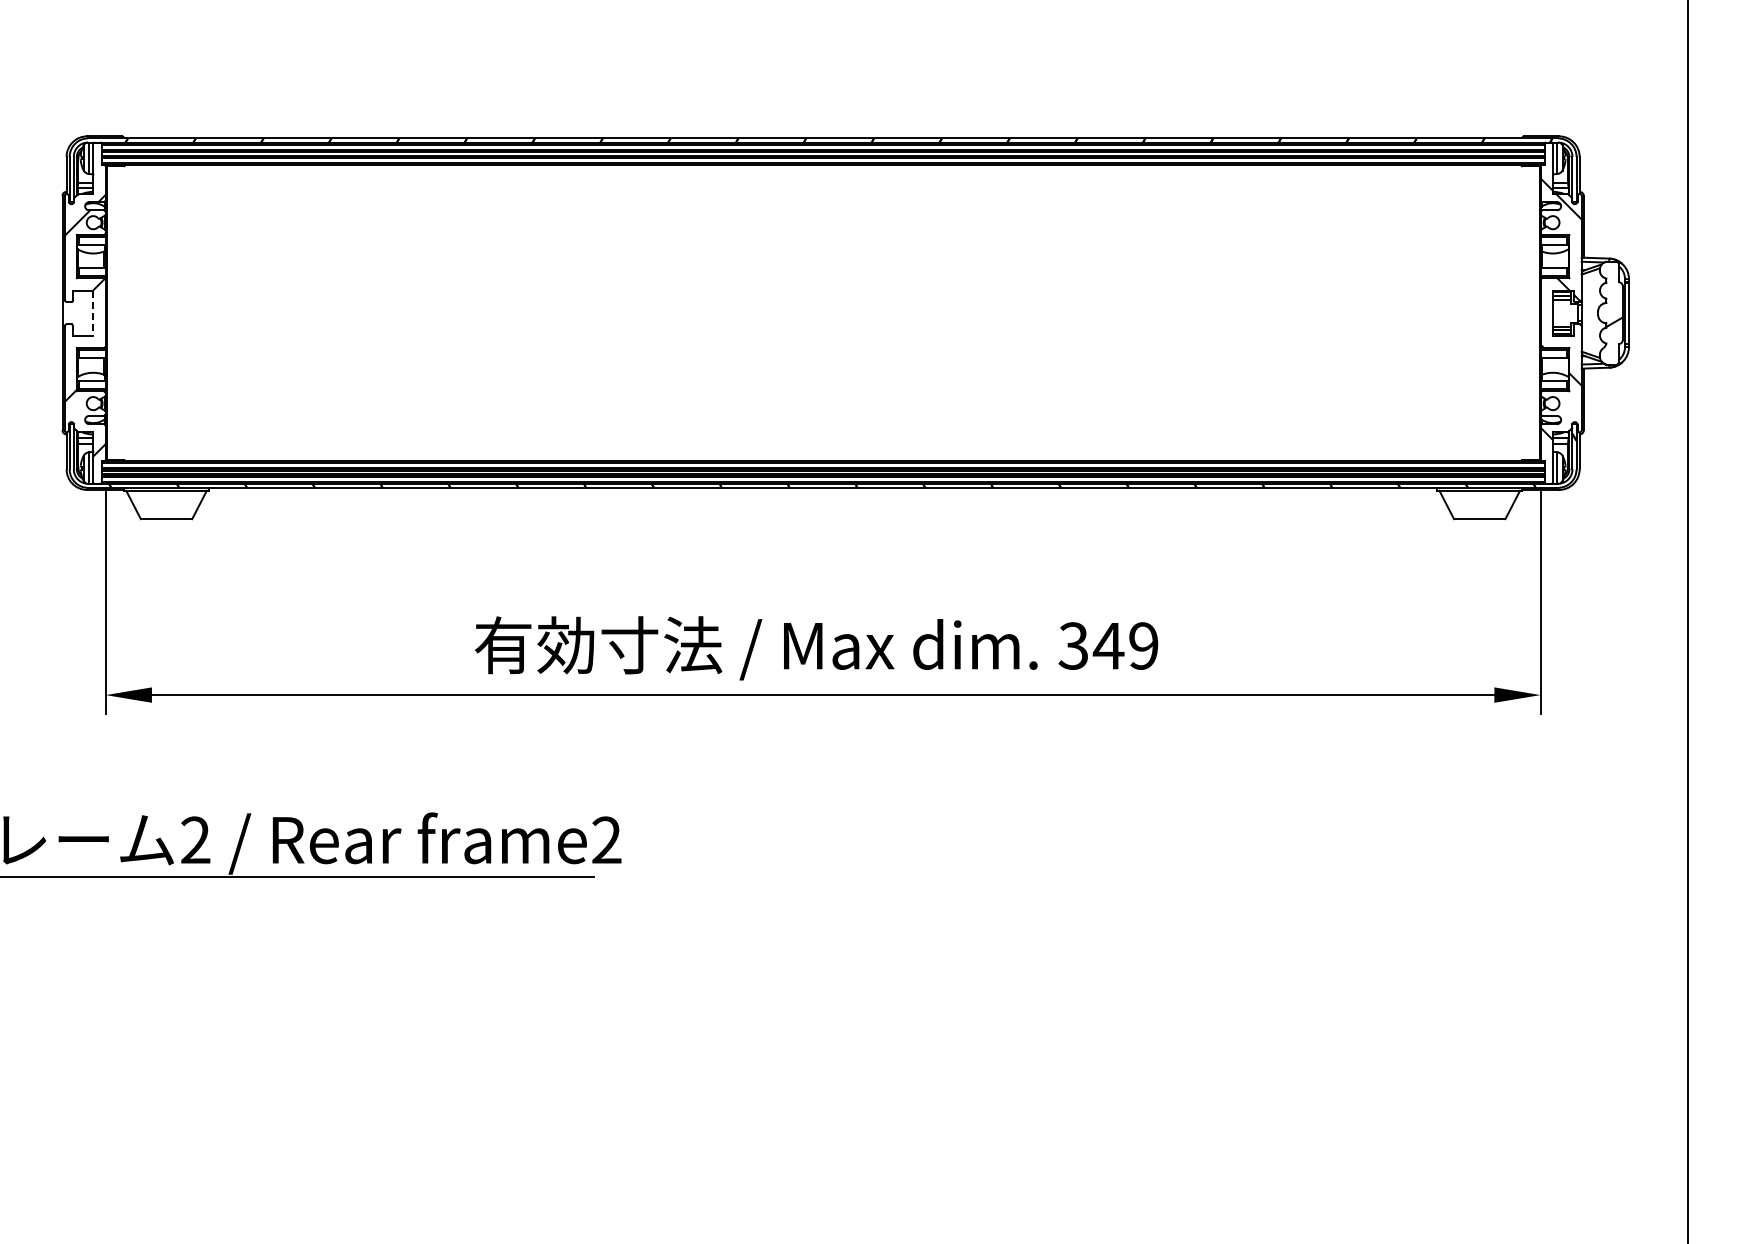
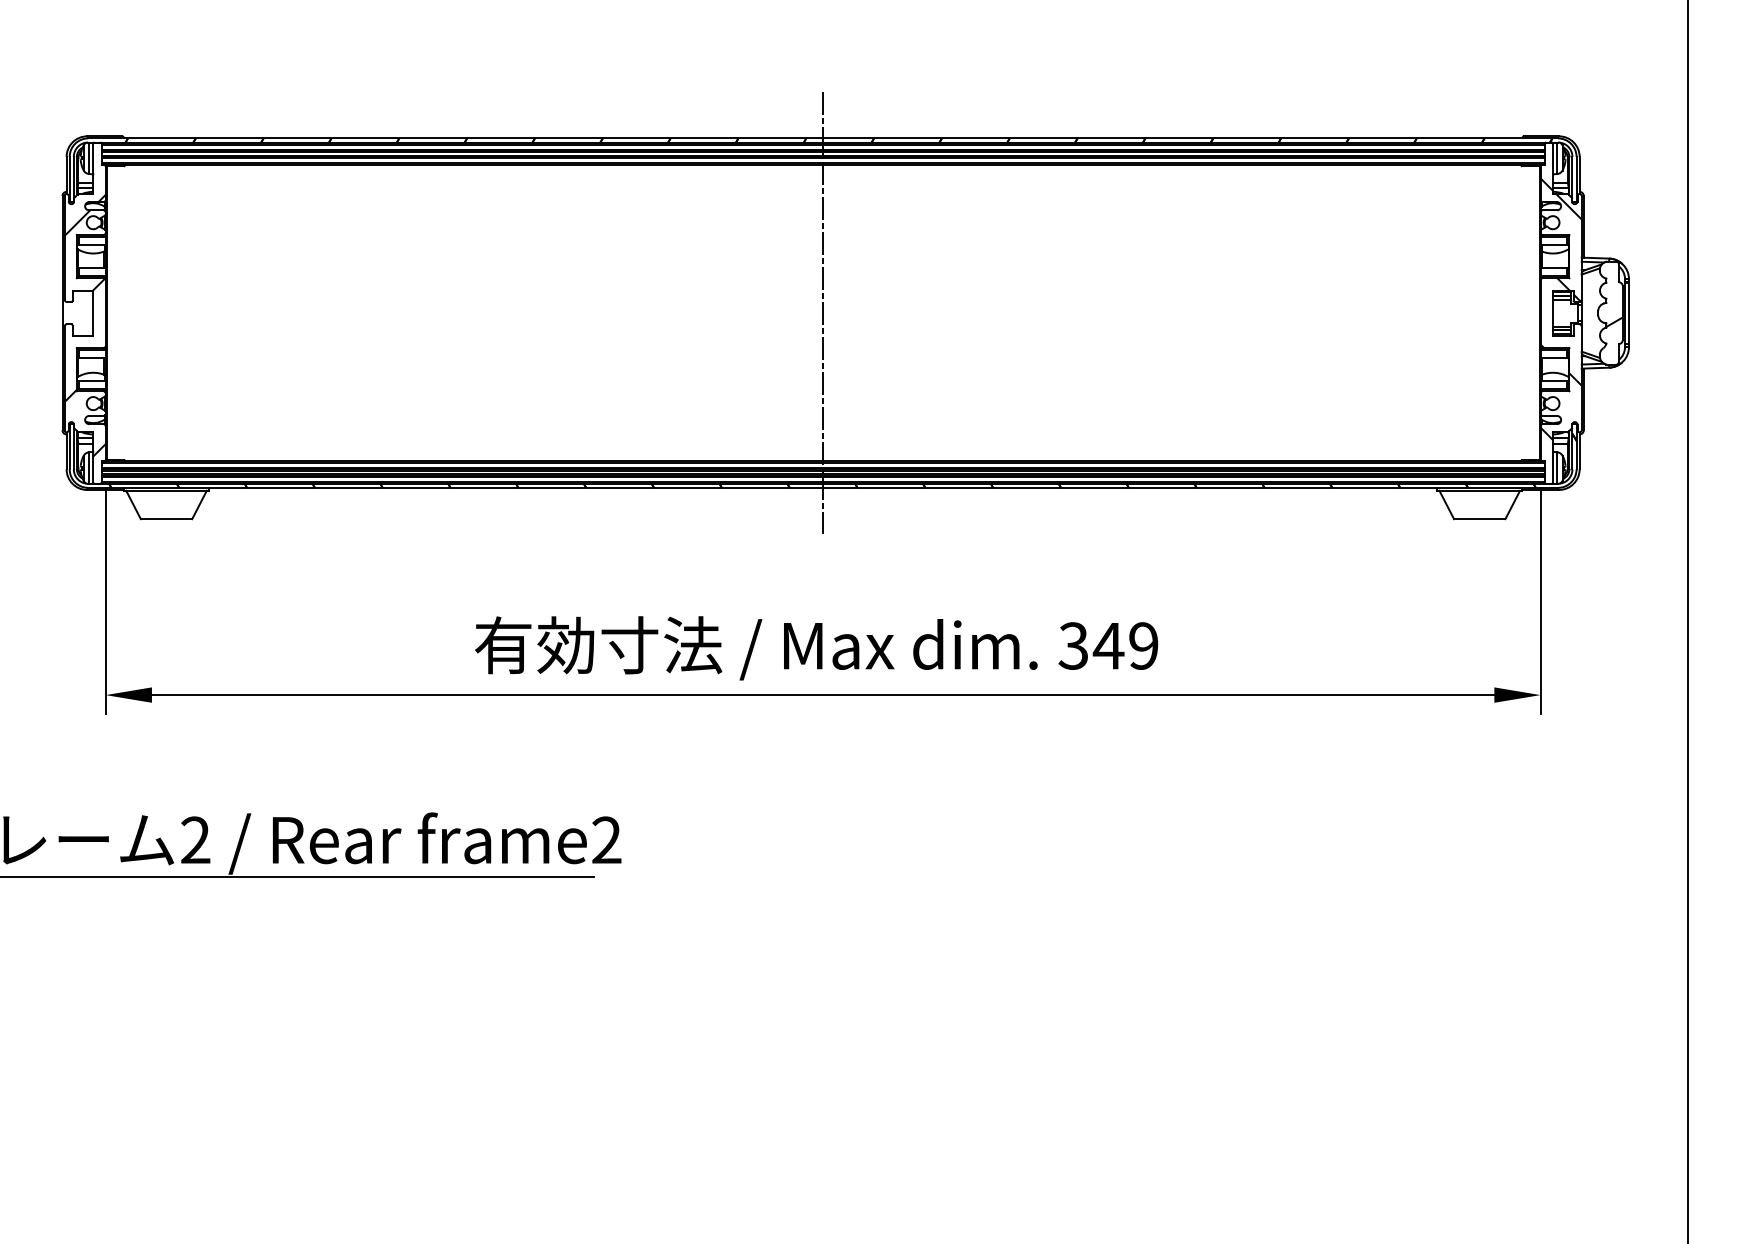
line: dashed -> solid (93, 313)
line: none -> present (823, 313)
